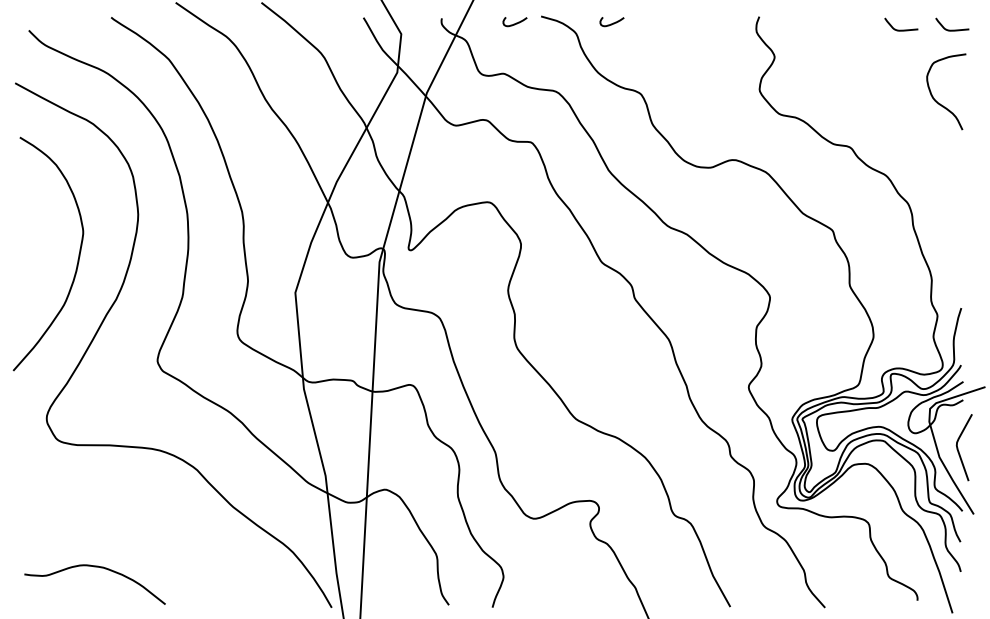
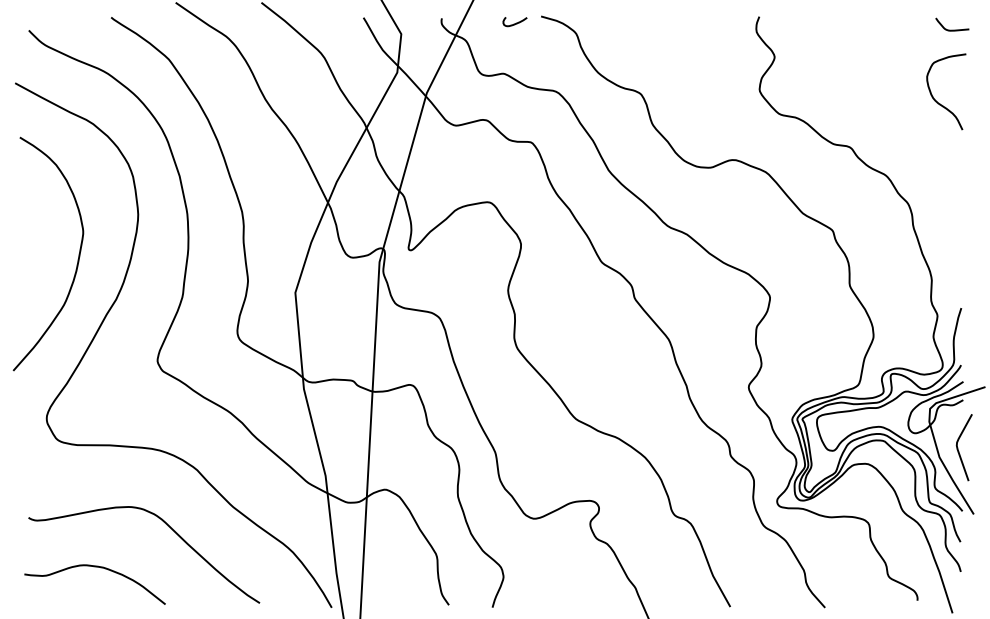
curve: present -> none (611, 23)
curve: present -> none (901, 29)
curve: none -> present (165, 524)
